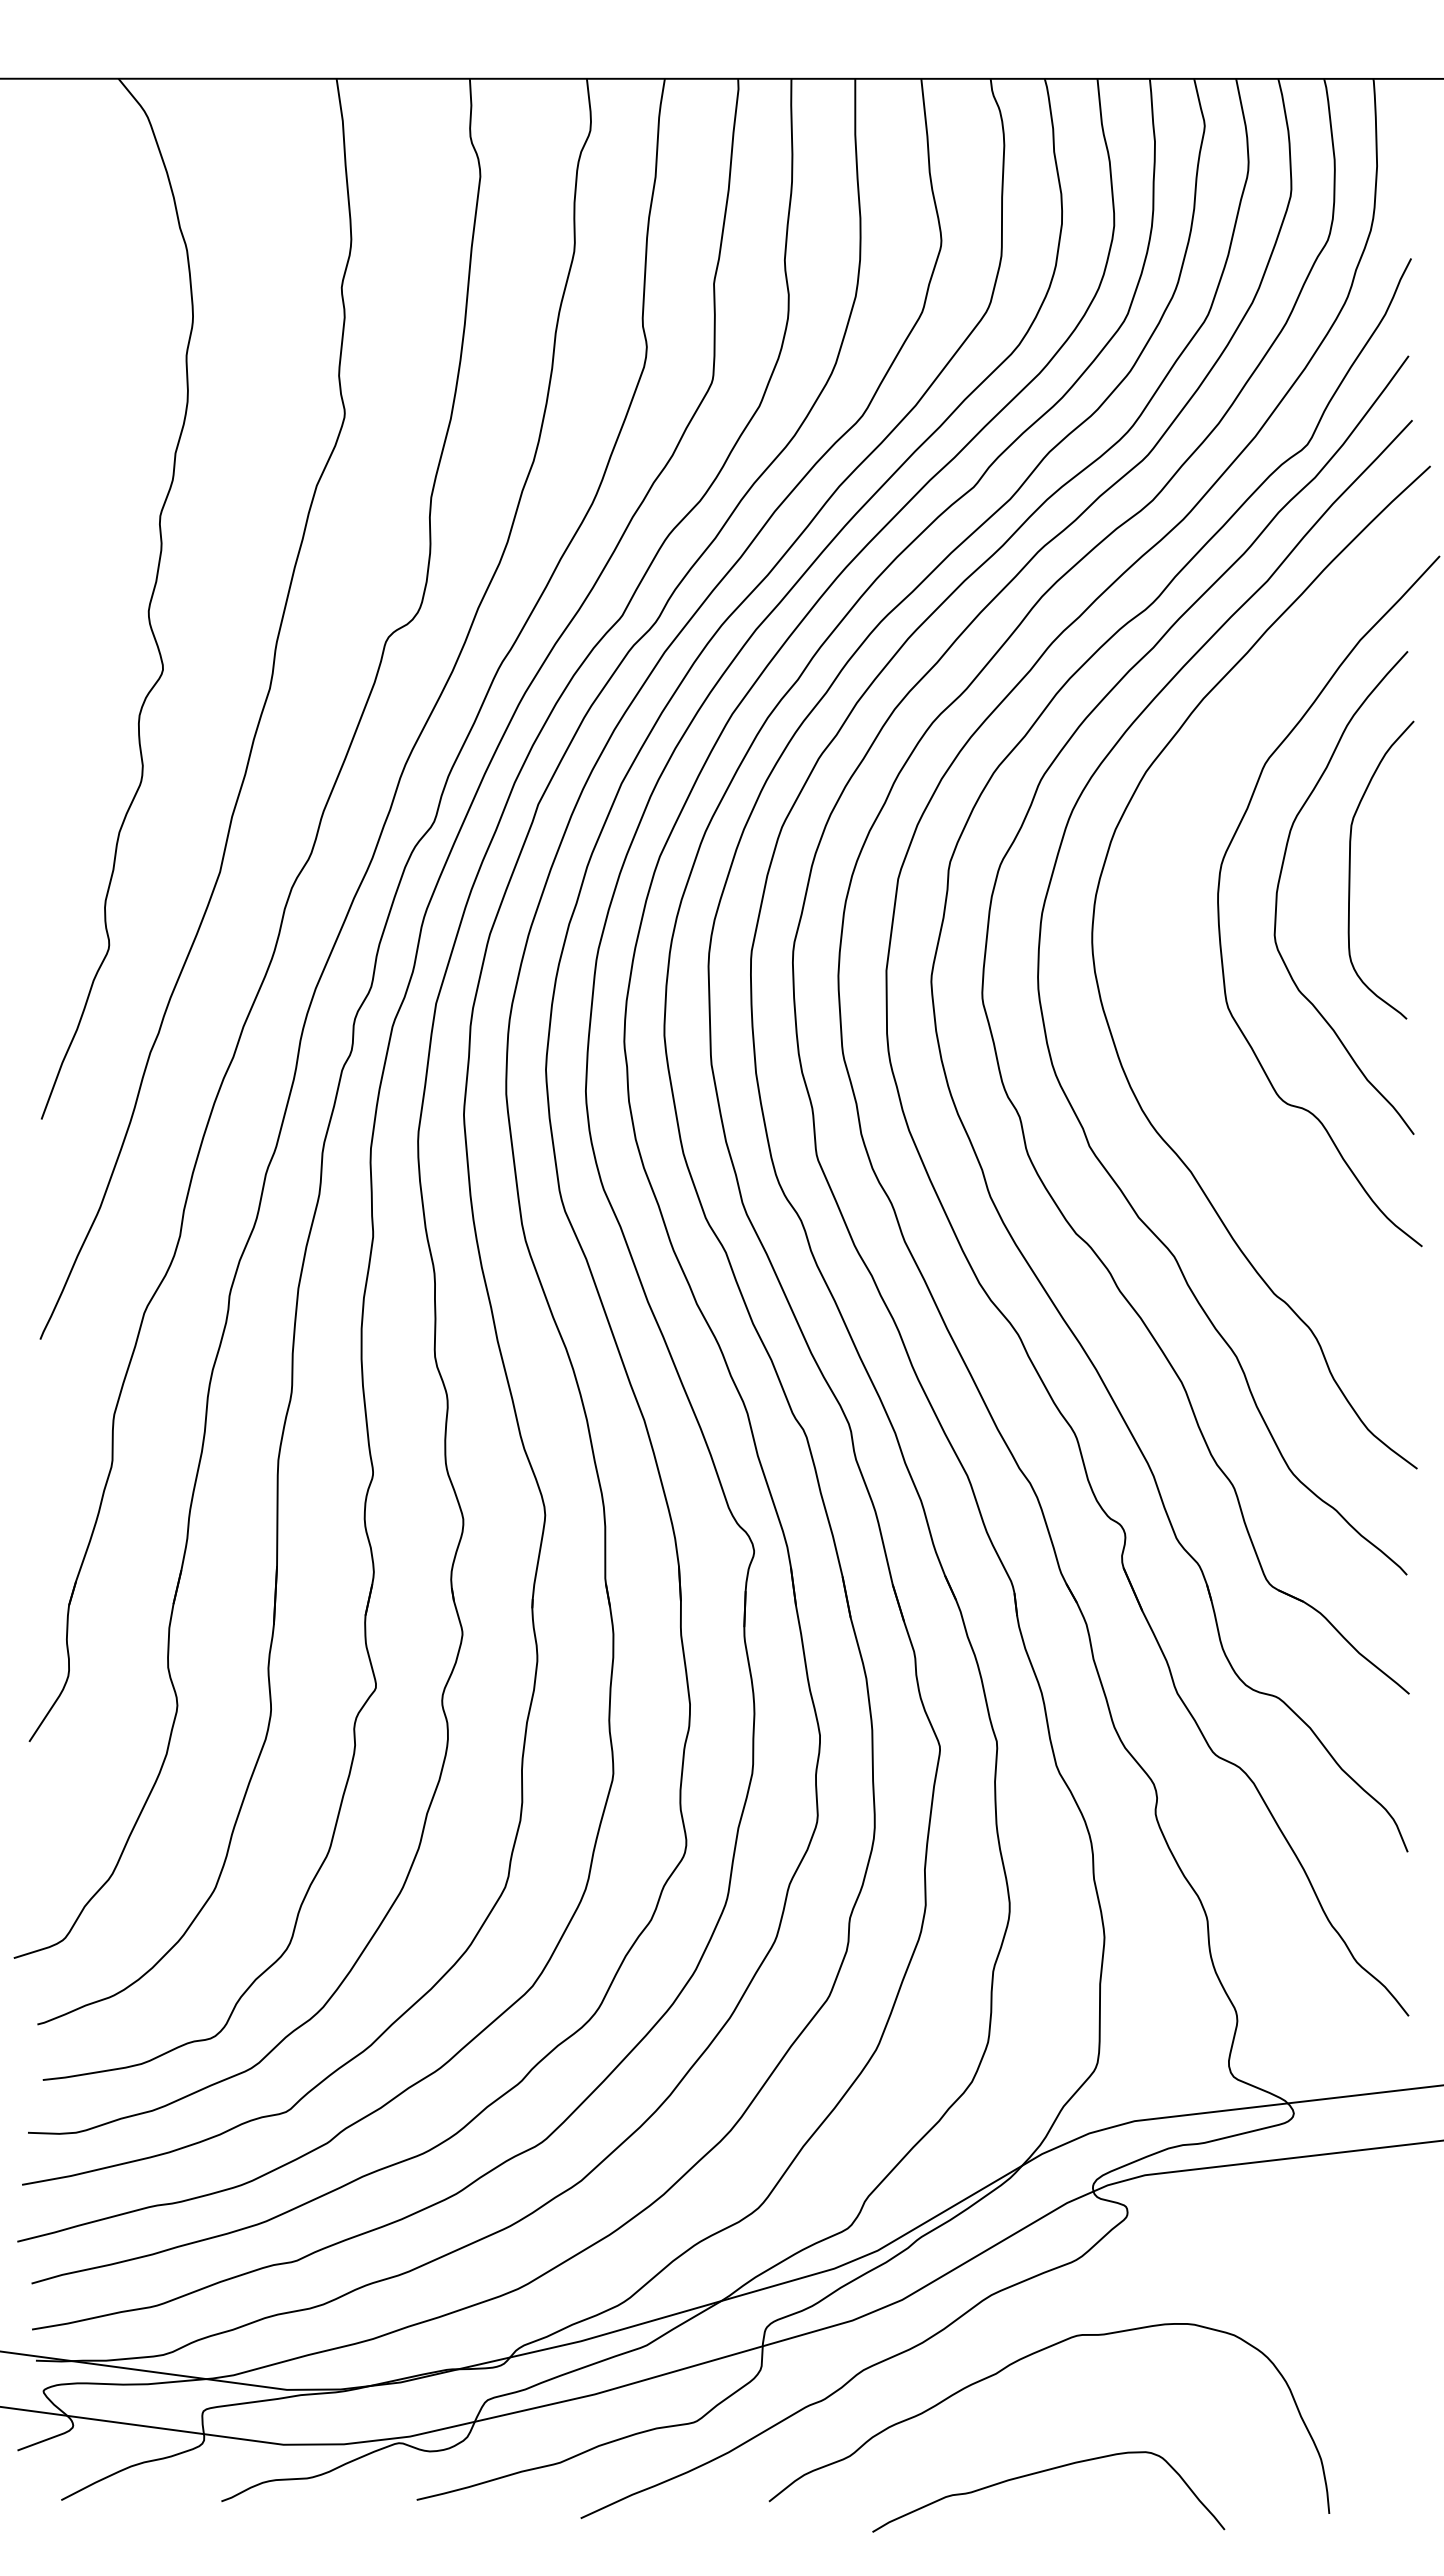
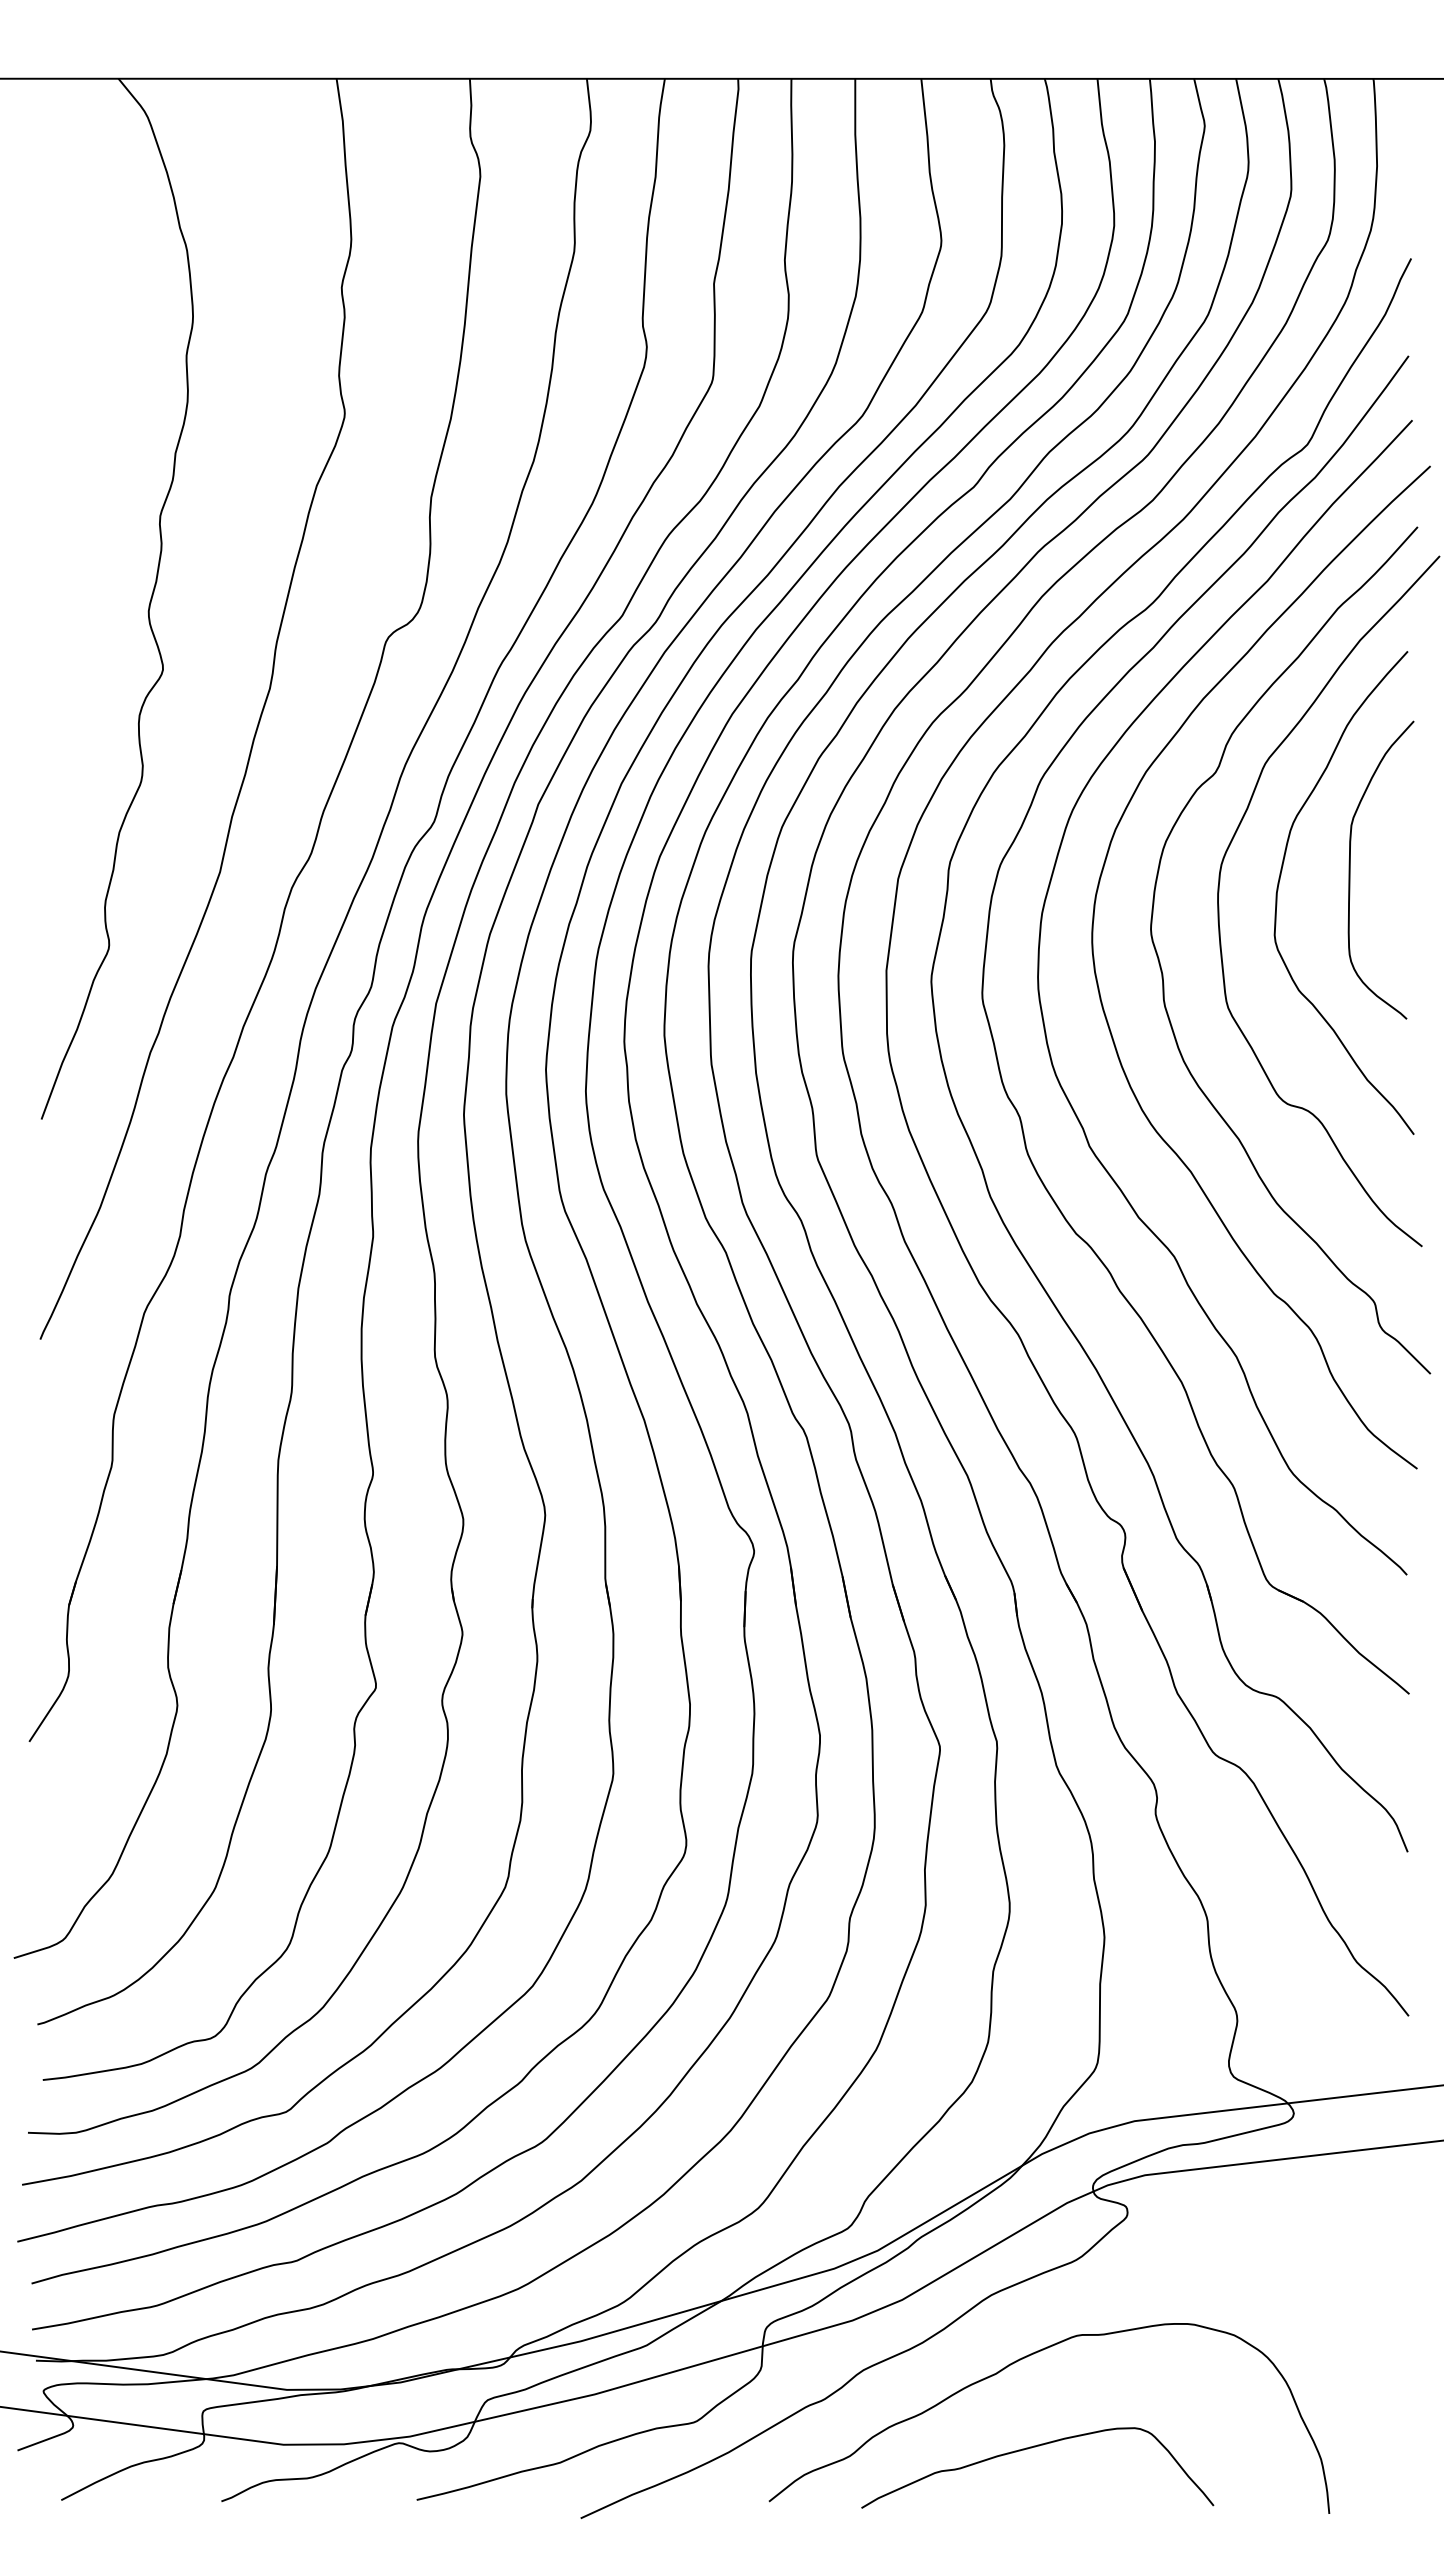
curve: none -> present (1163, 973)
curve position: (1042, 2472) -> (1031, 2448) (1031, 2448)
